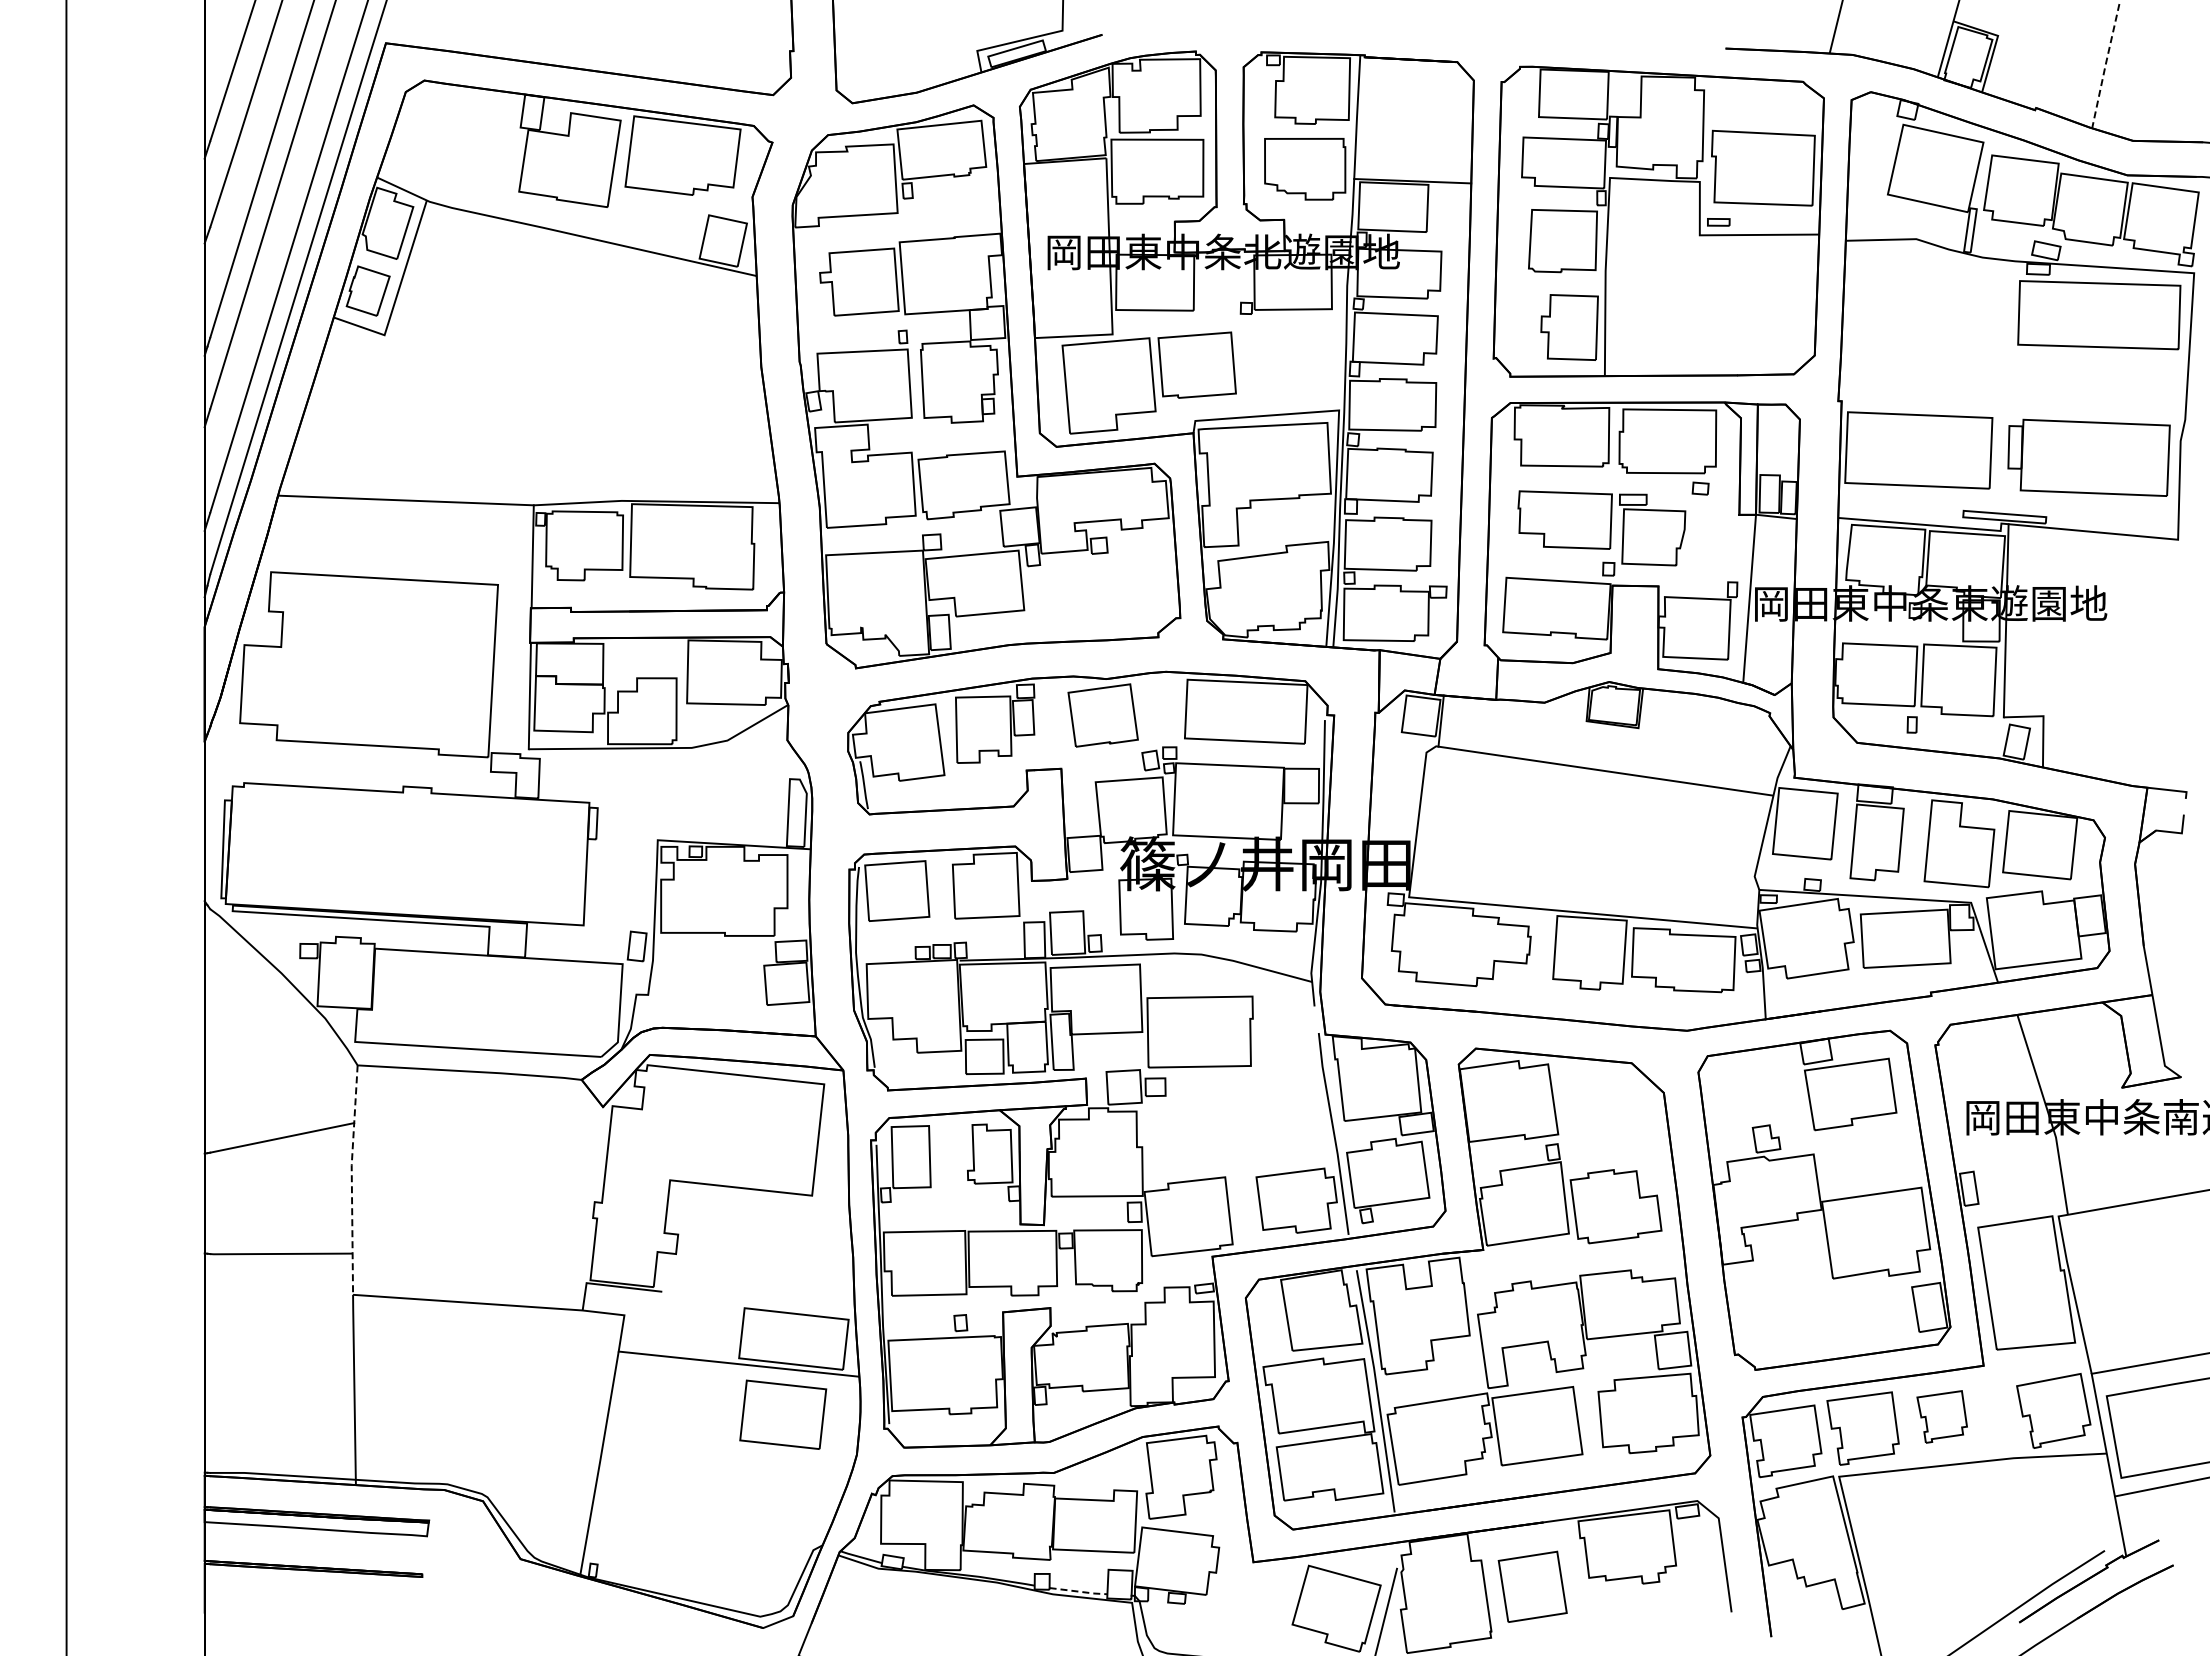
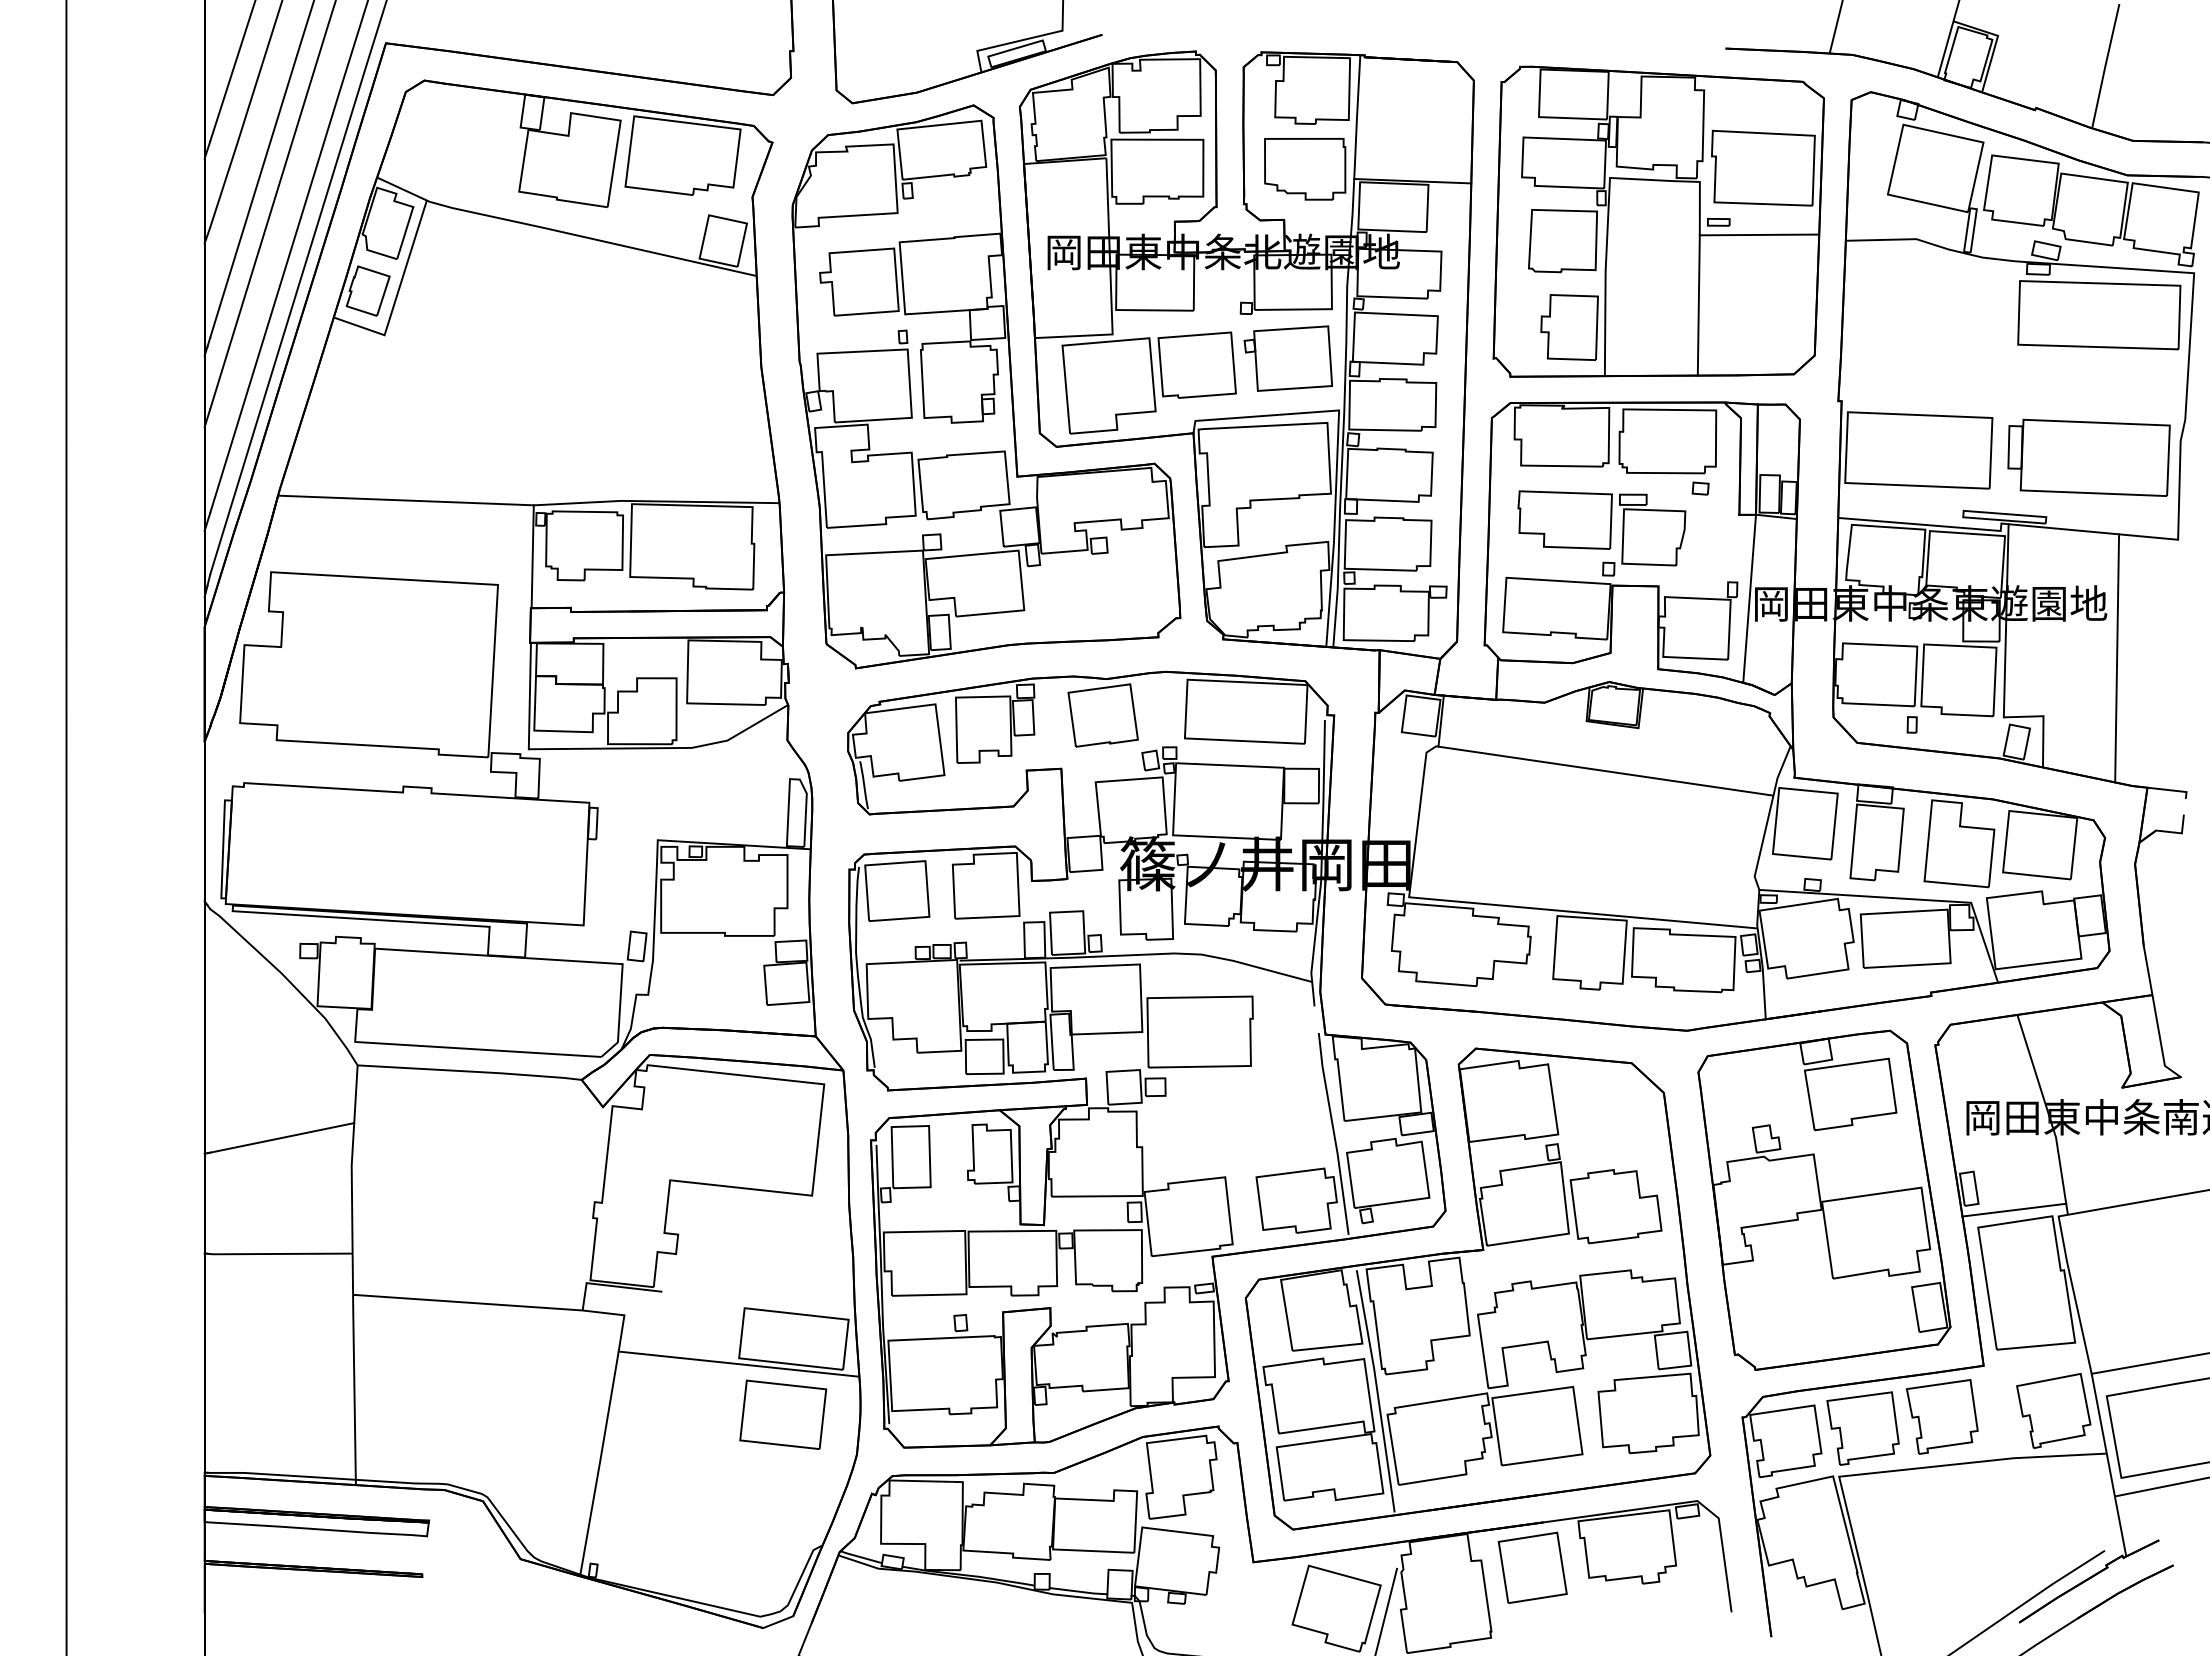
line: dashed -> solid (2105, 65)
line: none -> present (1698, 305)
part: none -> present (1288, 358)
line: none -> present (2117, 658)
line: dashed -> solid (351, 1179)
line: none -> present (2014, 1209)
part size: 52x54 px -> 74x76 px (1941, 1416)
part position: (1532, 1586) -> (1532, 1567) (1532, 1567)
line: dashed -> solid (1079, 1591)
